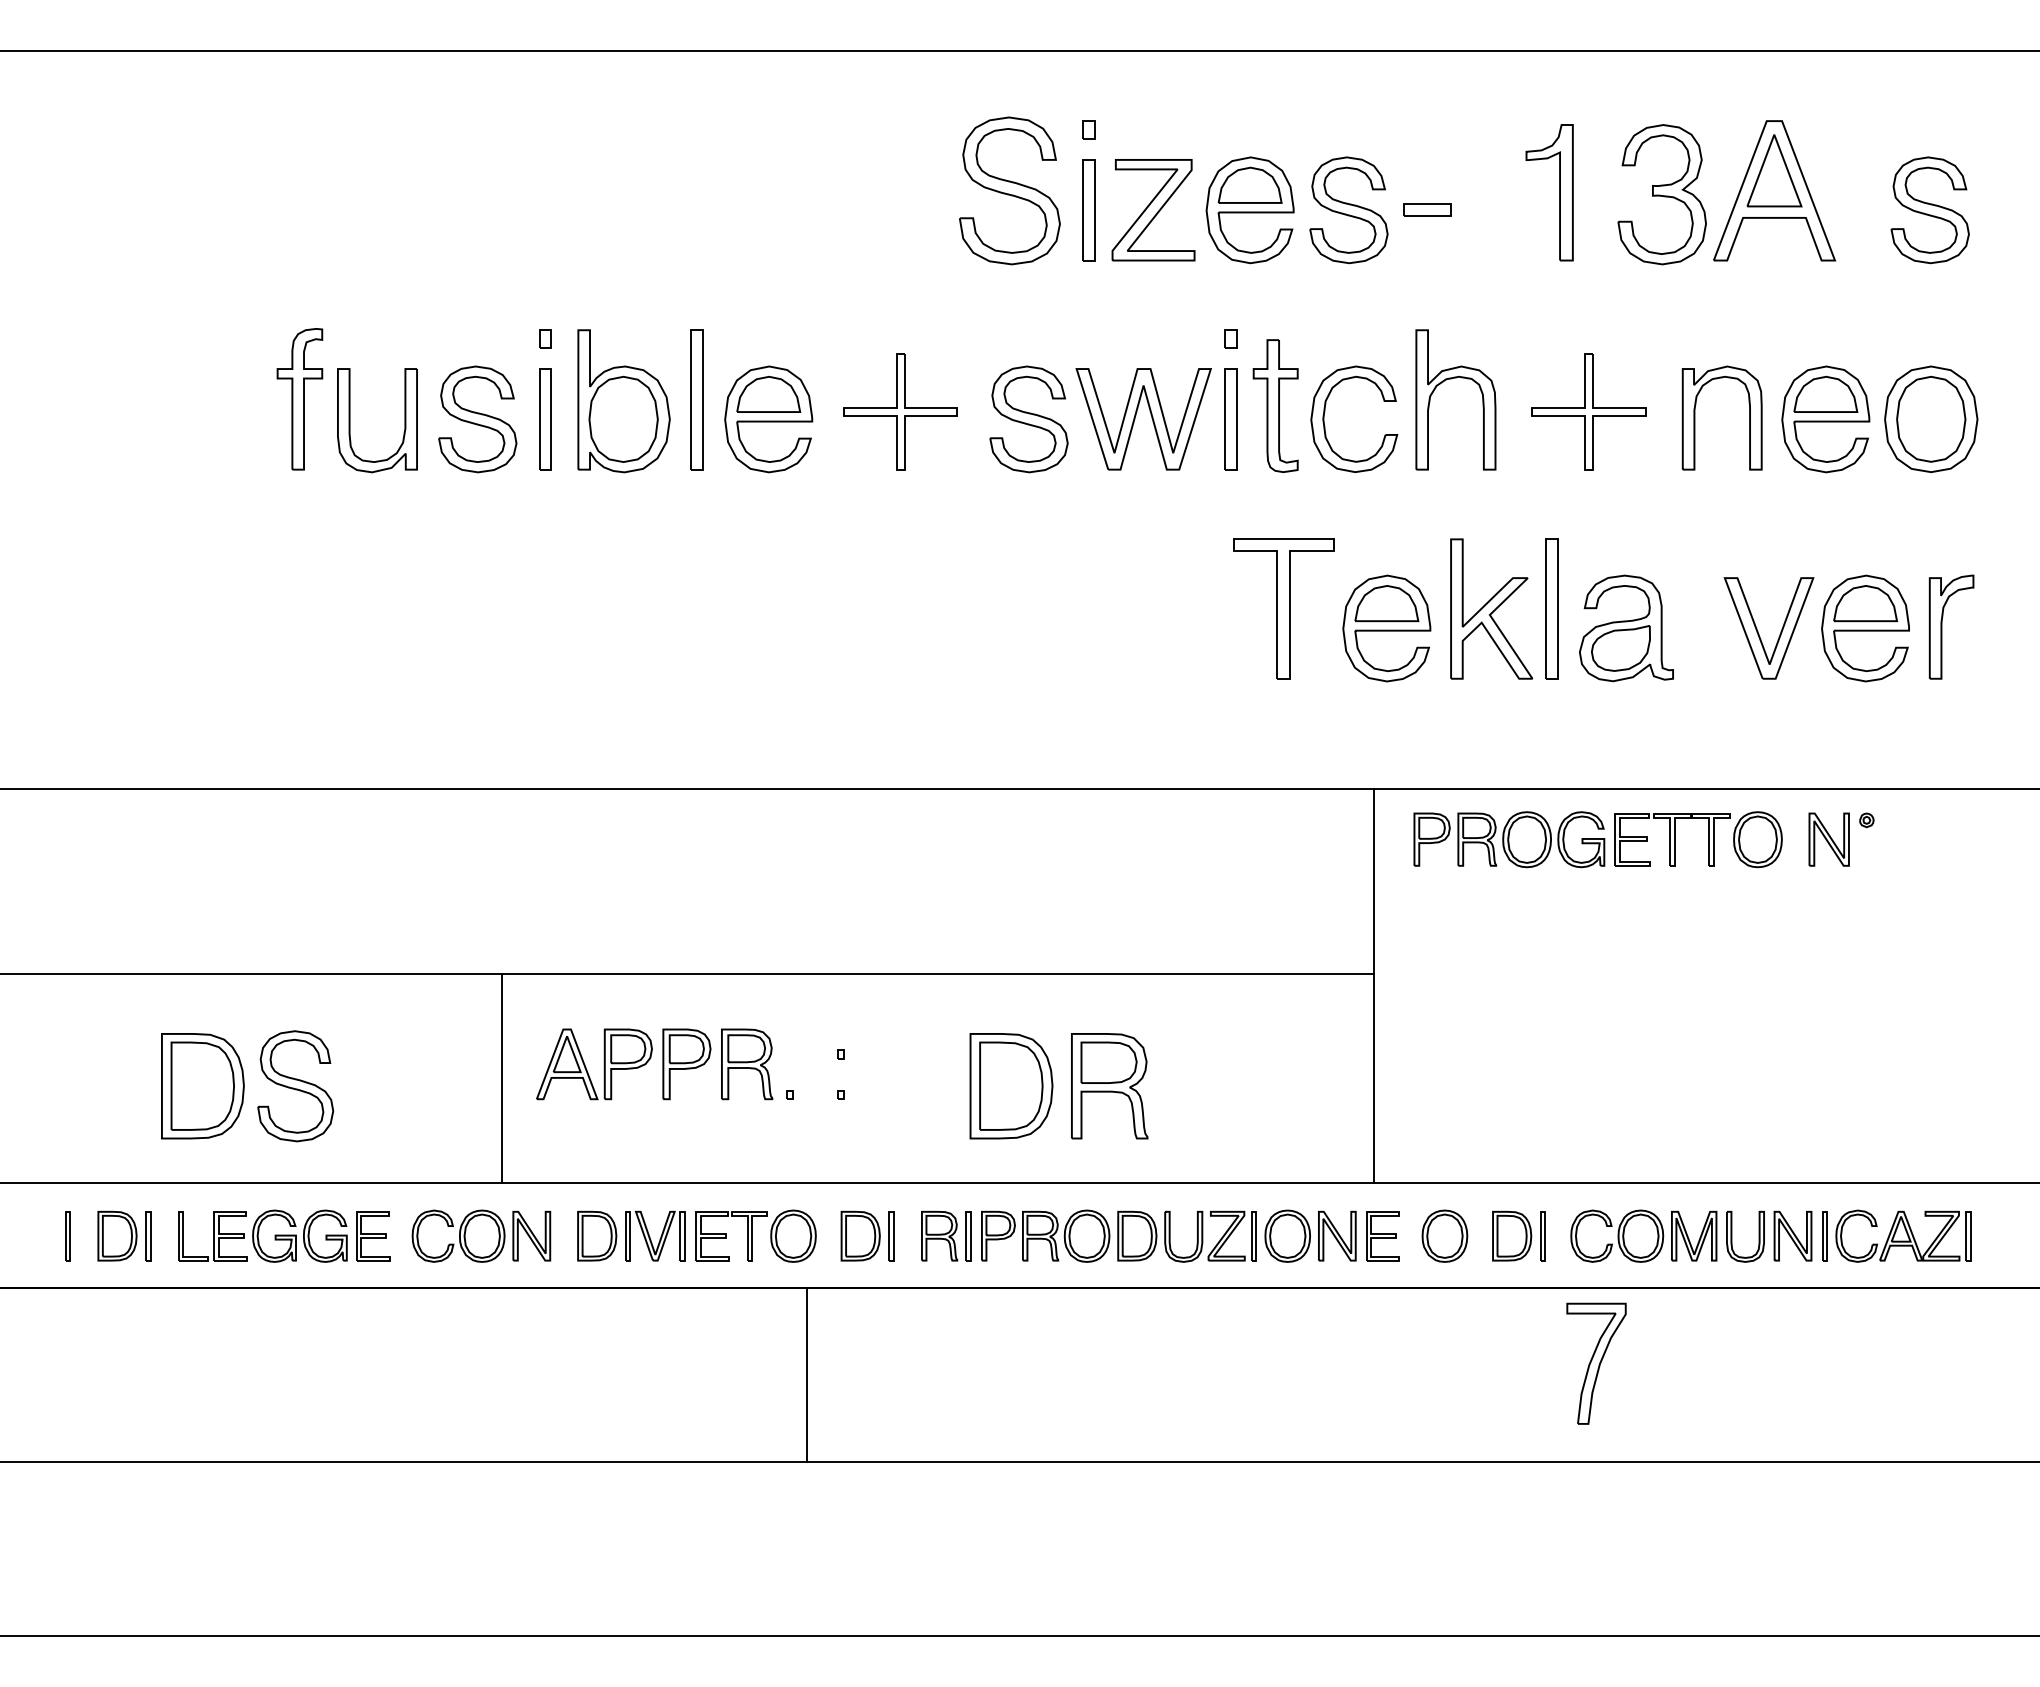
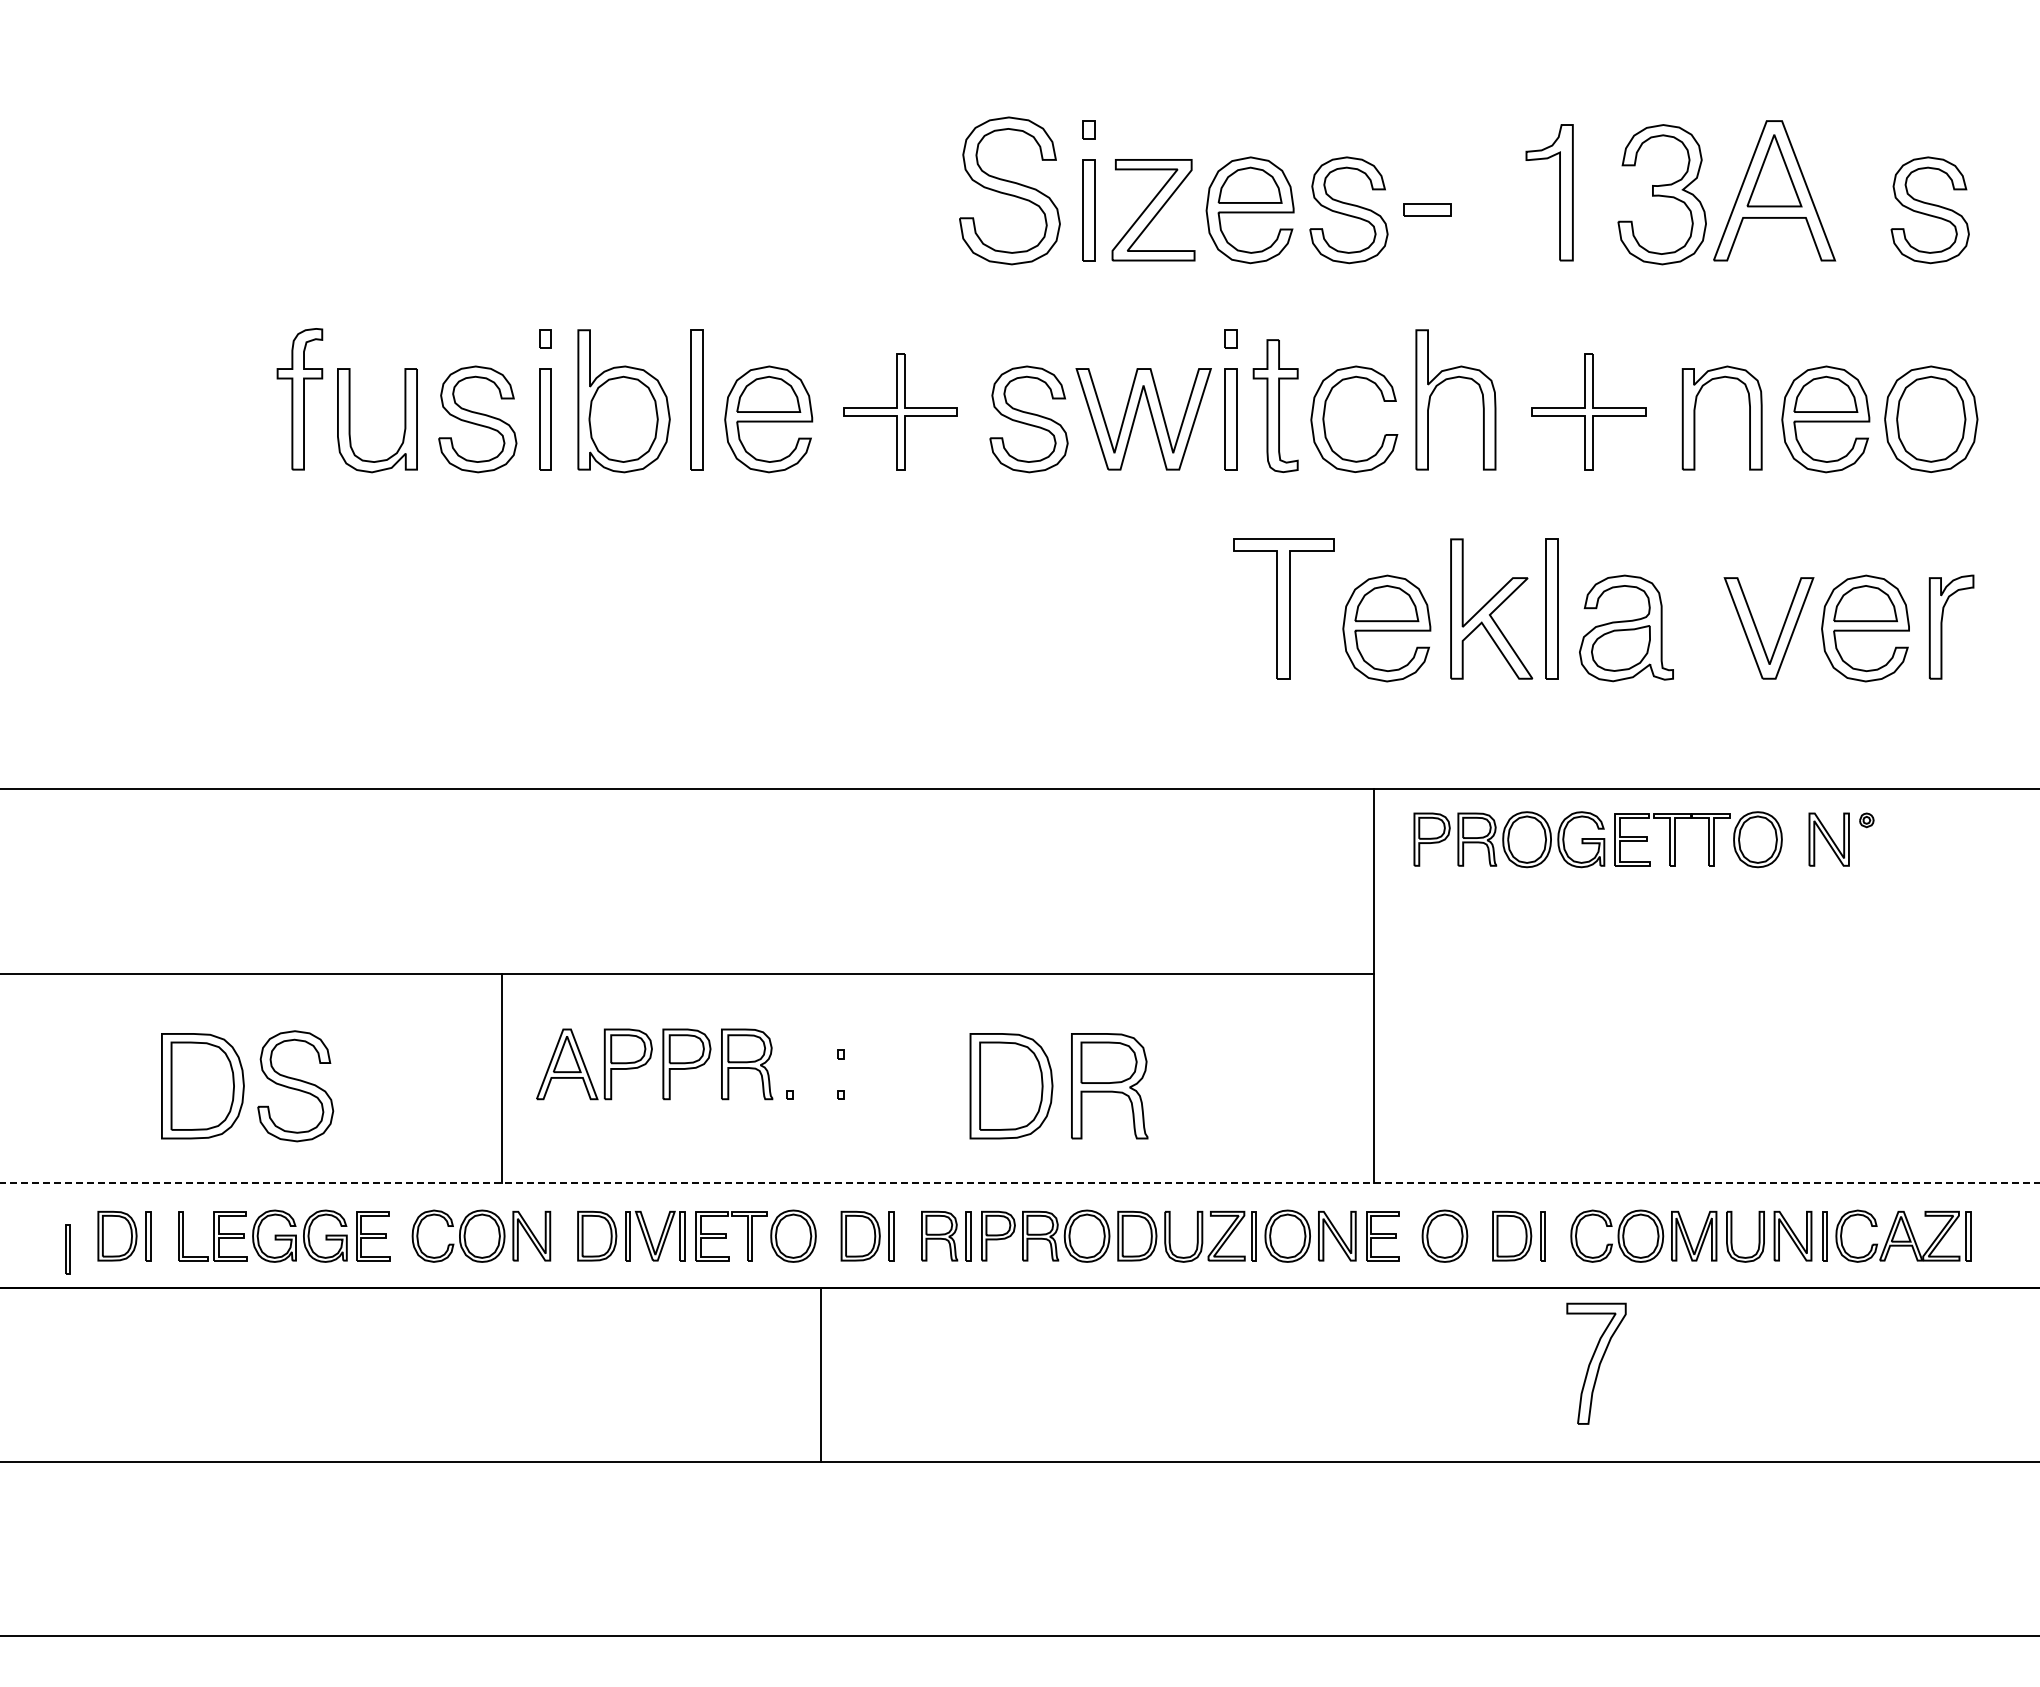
line: present -> none (1019, 50)
line: solid -> dashed (1020, 1183)
part position: (67, 1236) -> (67, 1249) (67, 1249)
line position: (807, 1374) -> (821, 1374) (821, 1374)
